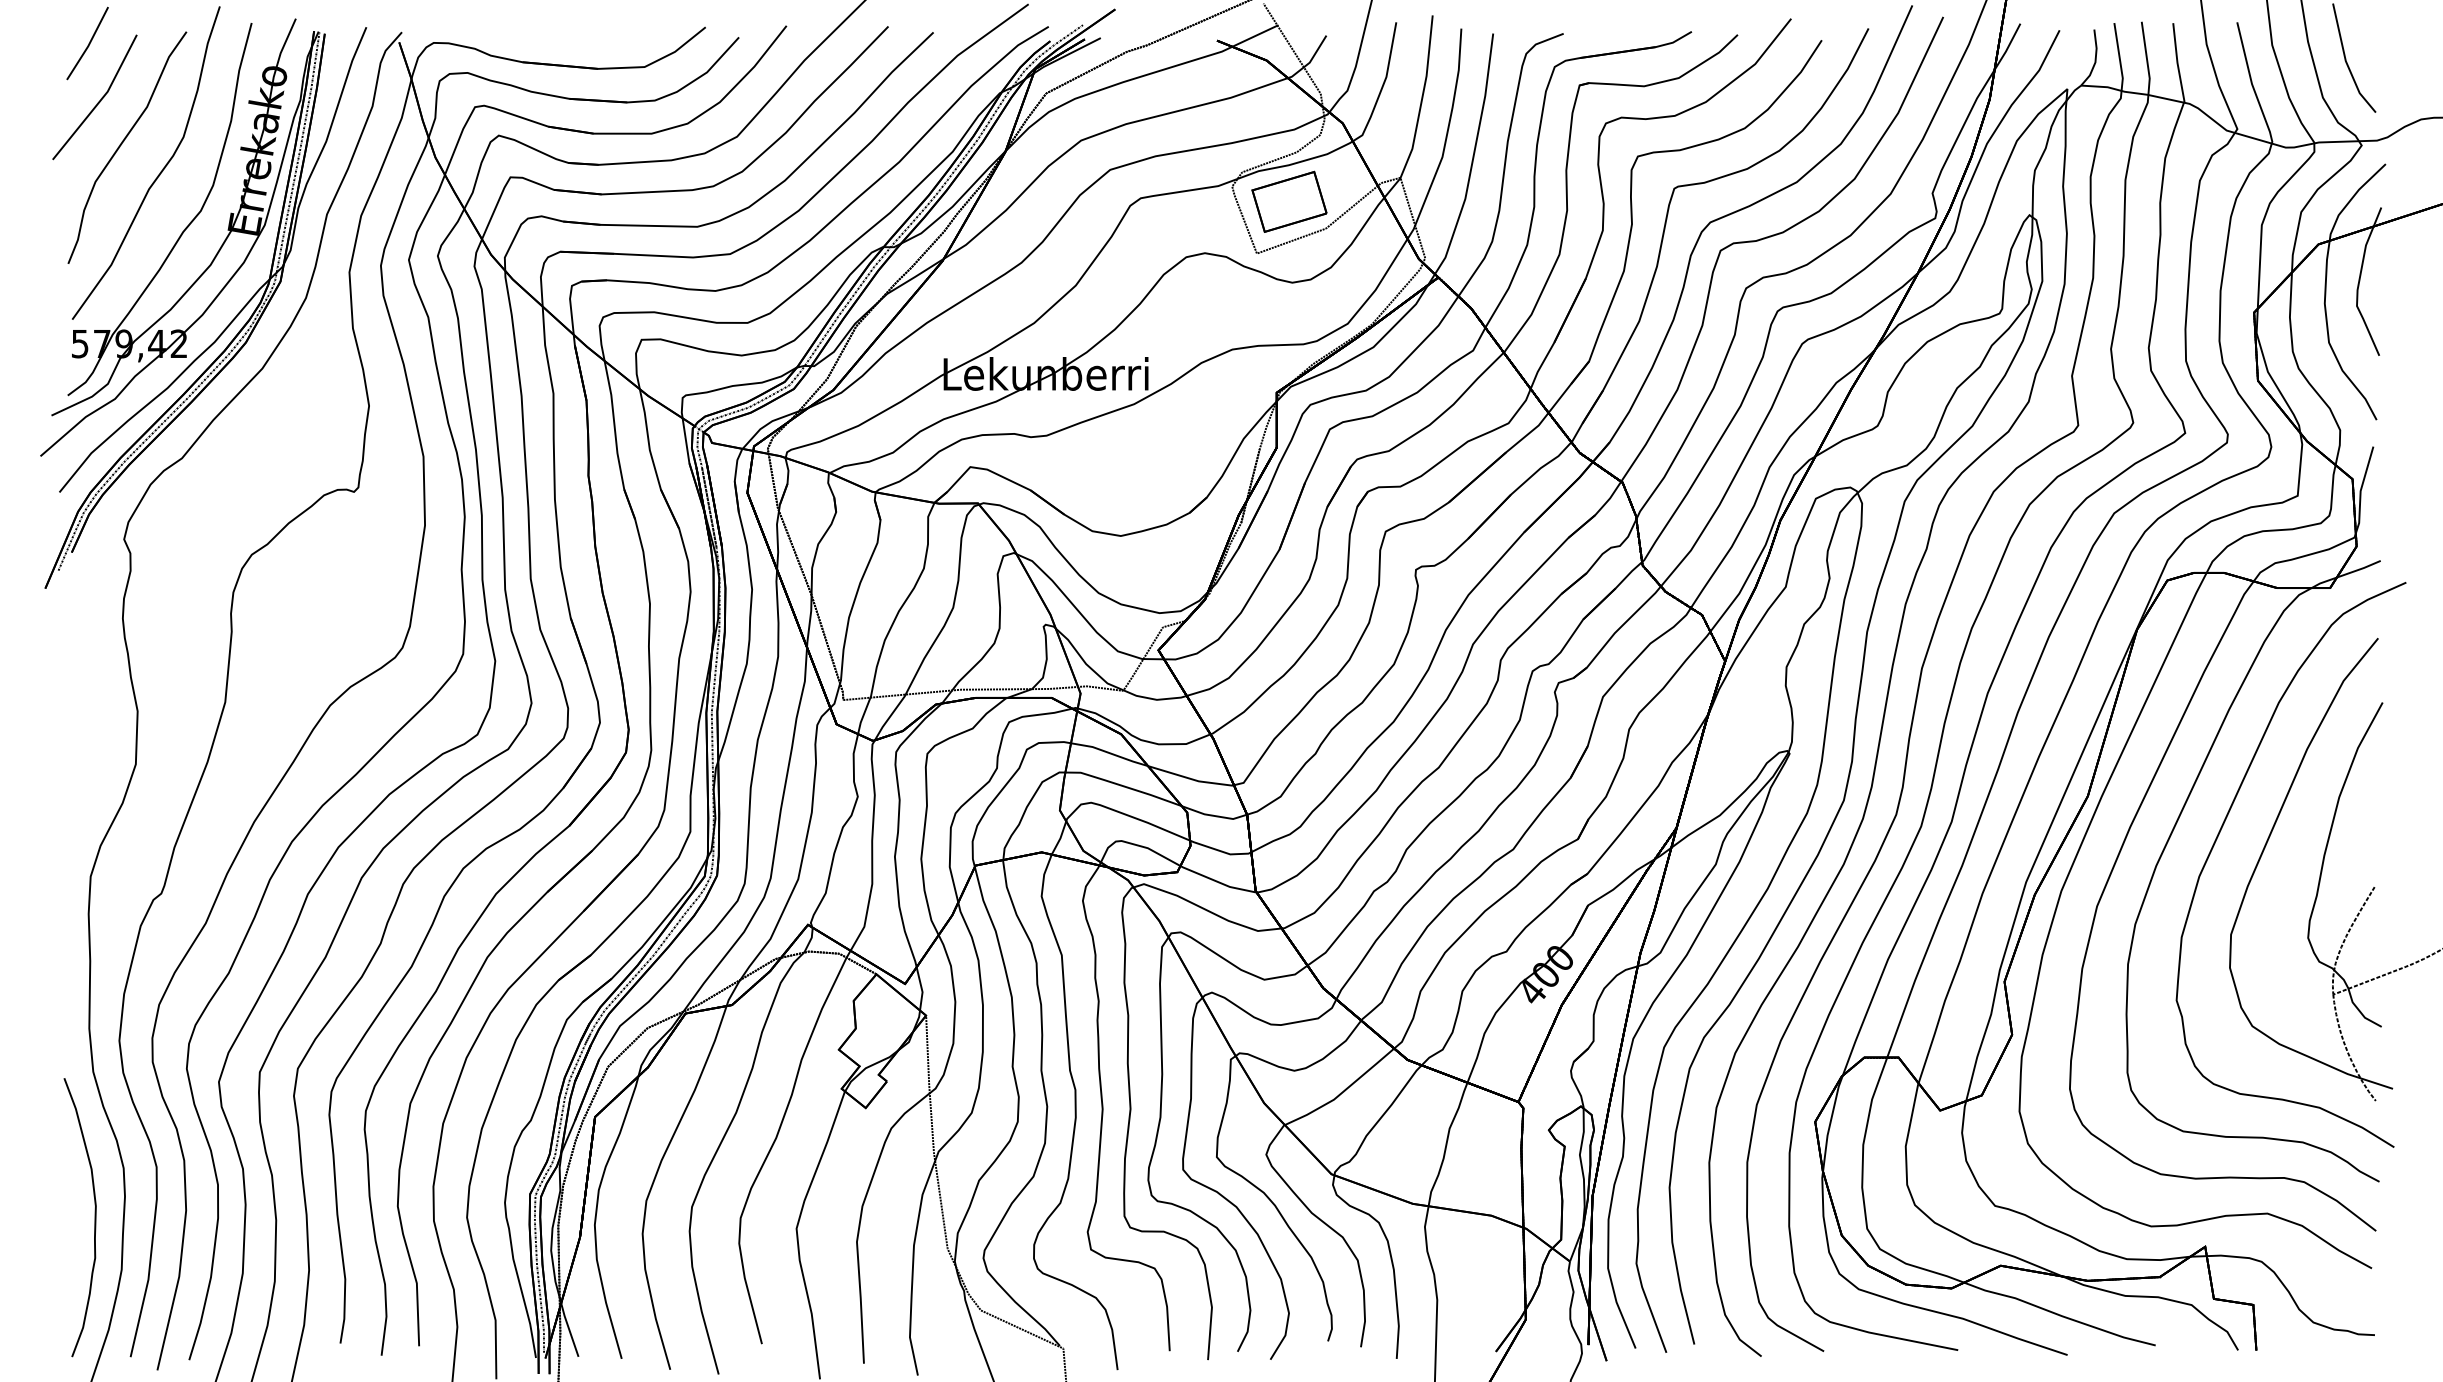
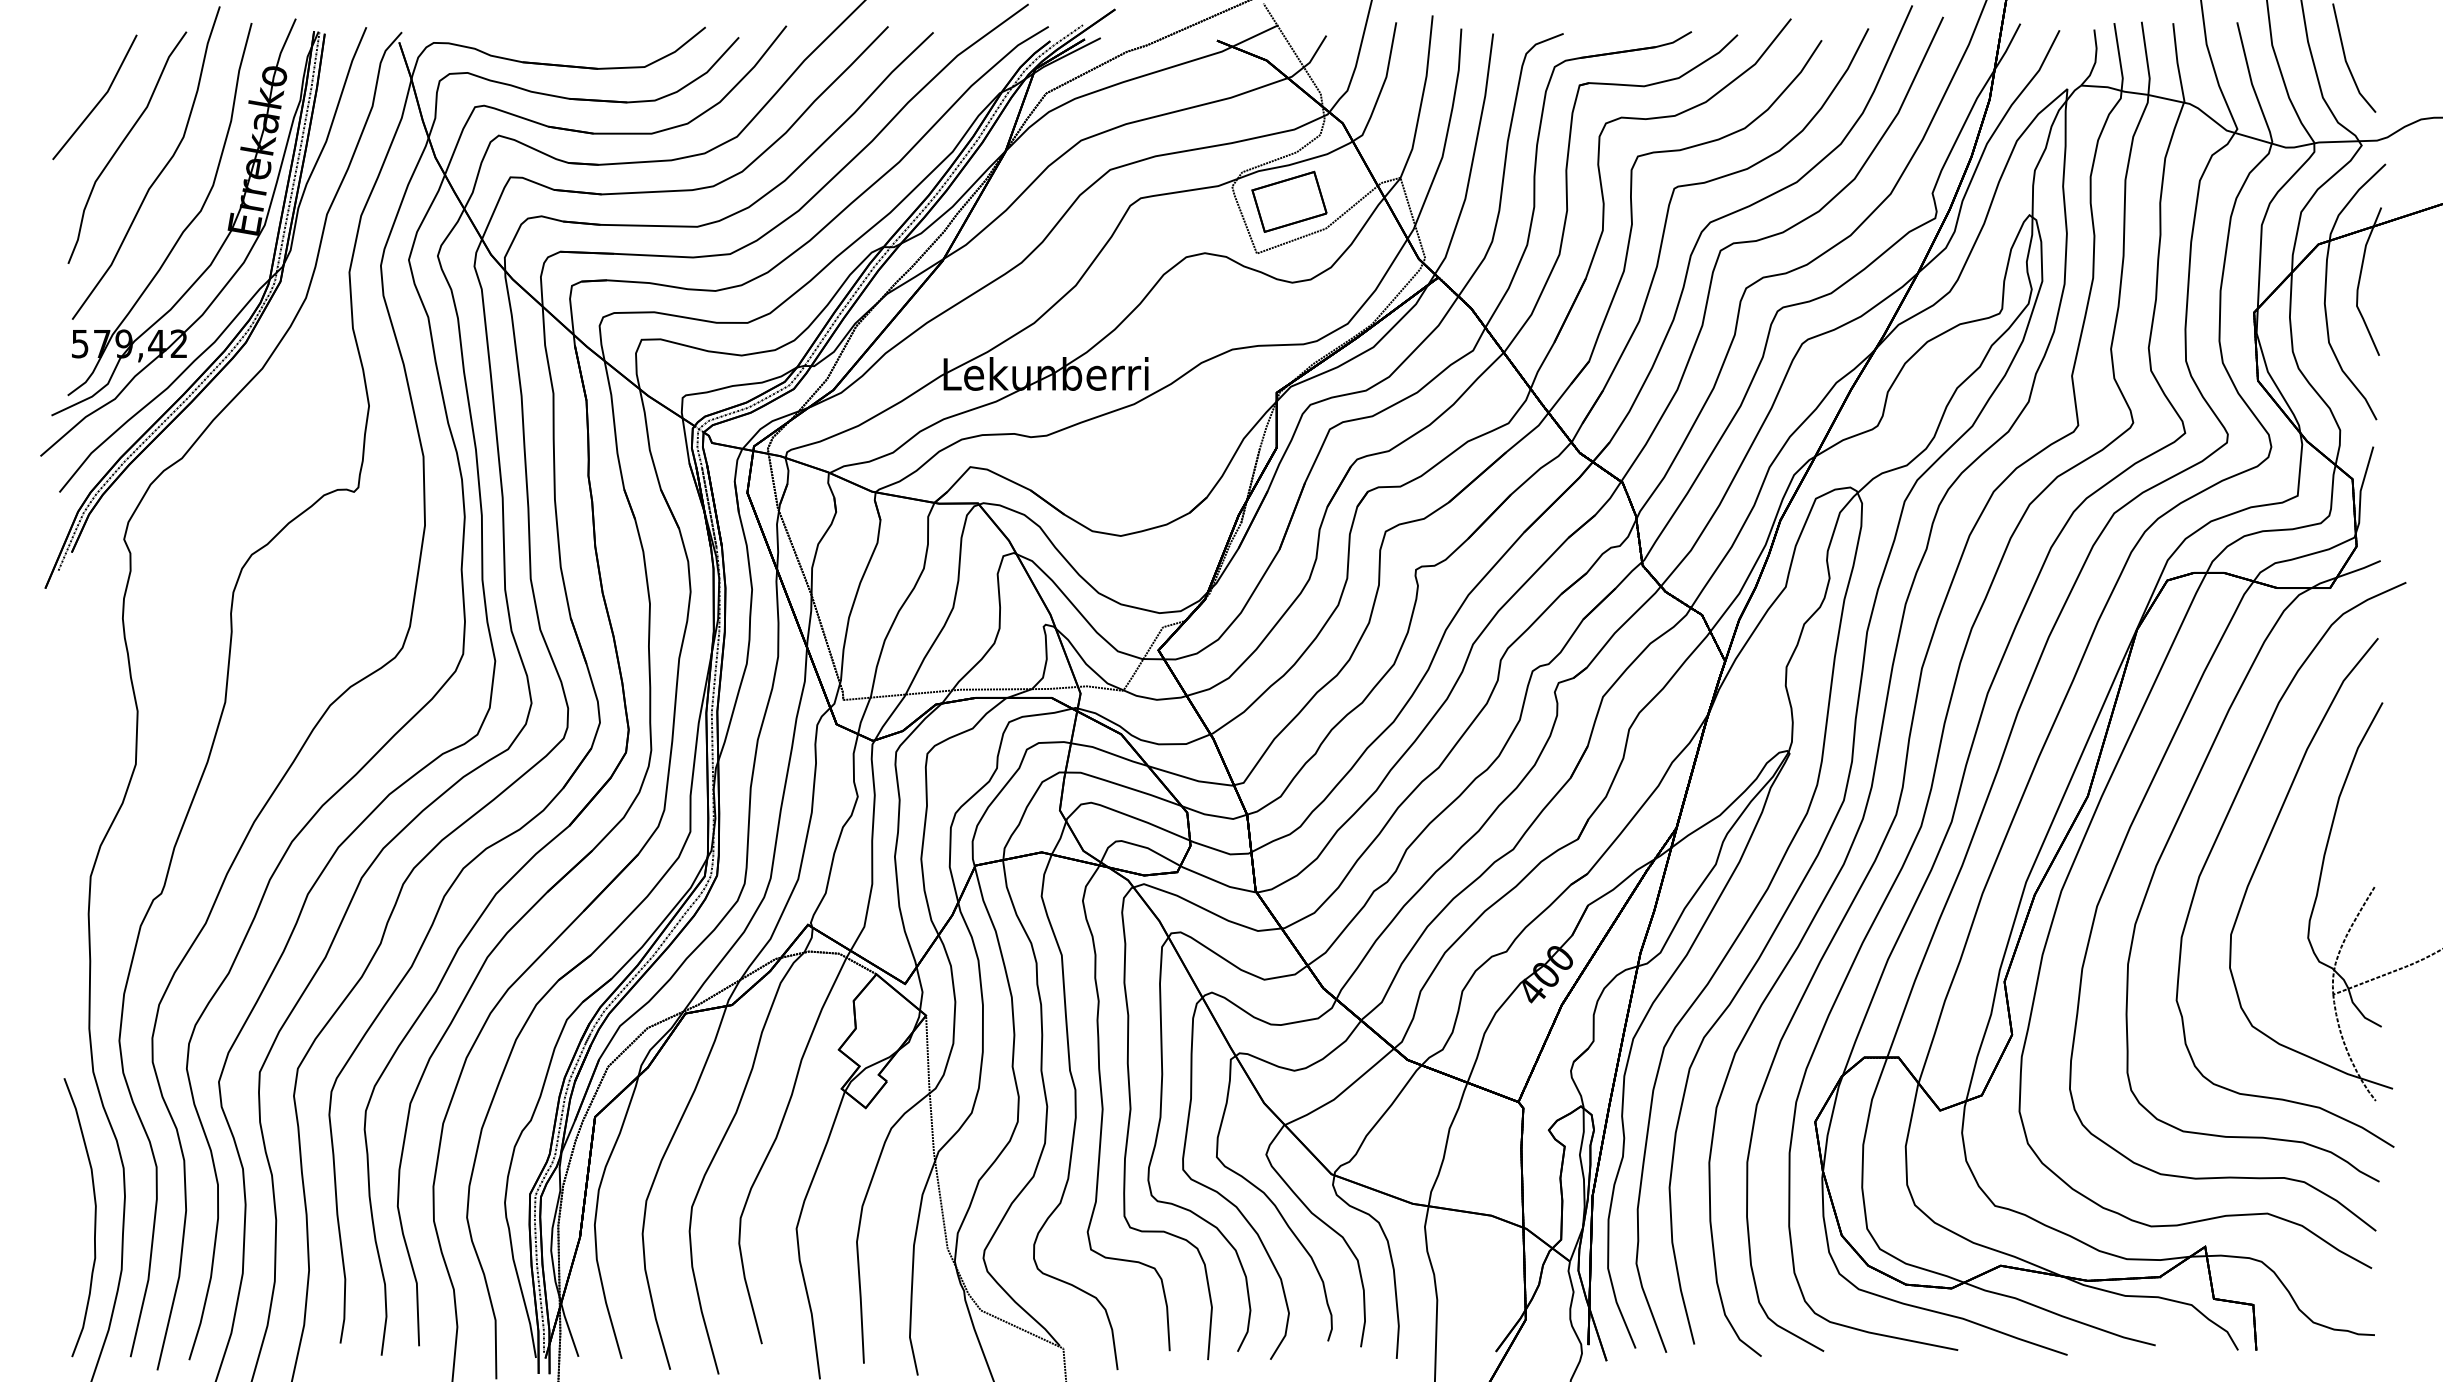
line: present -> none (88, 43)
